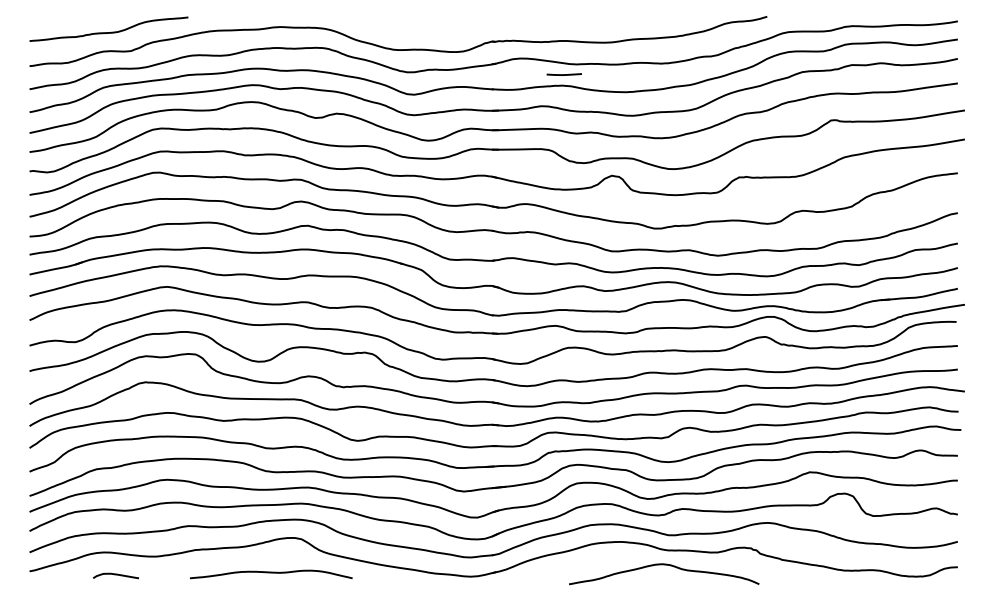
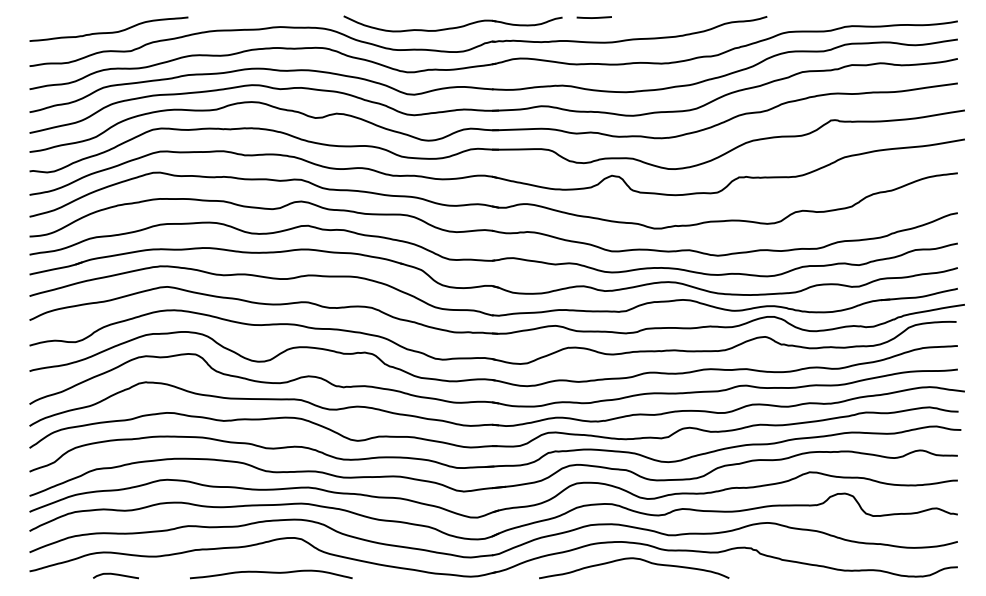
part: none -> present (452, 23)
line position: (563, 74) -> (593, 17) (593, 17)
curve position: (664, 565) -> (634, 559) (634, 559)
